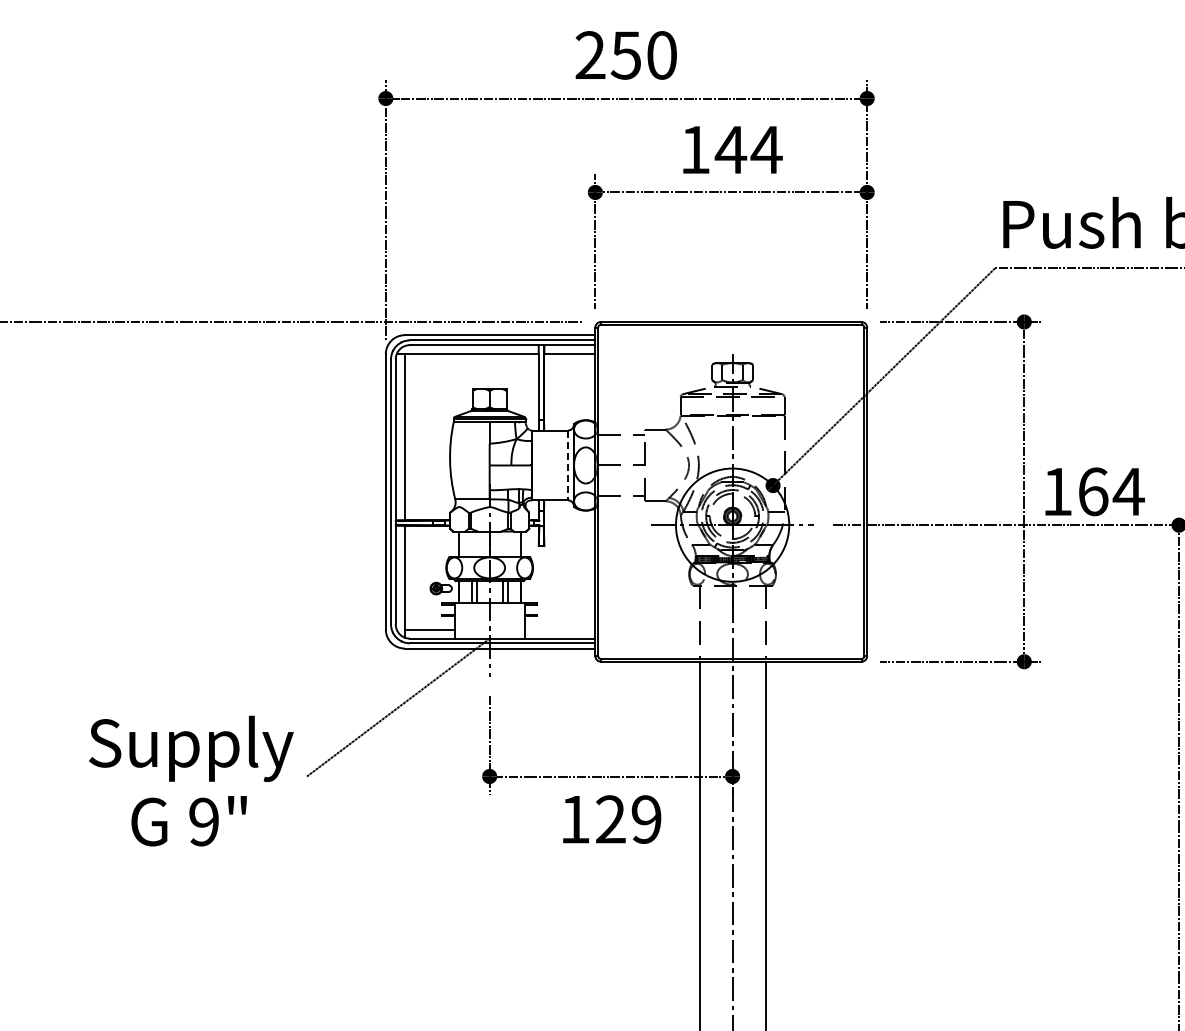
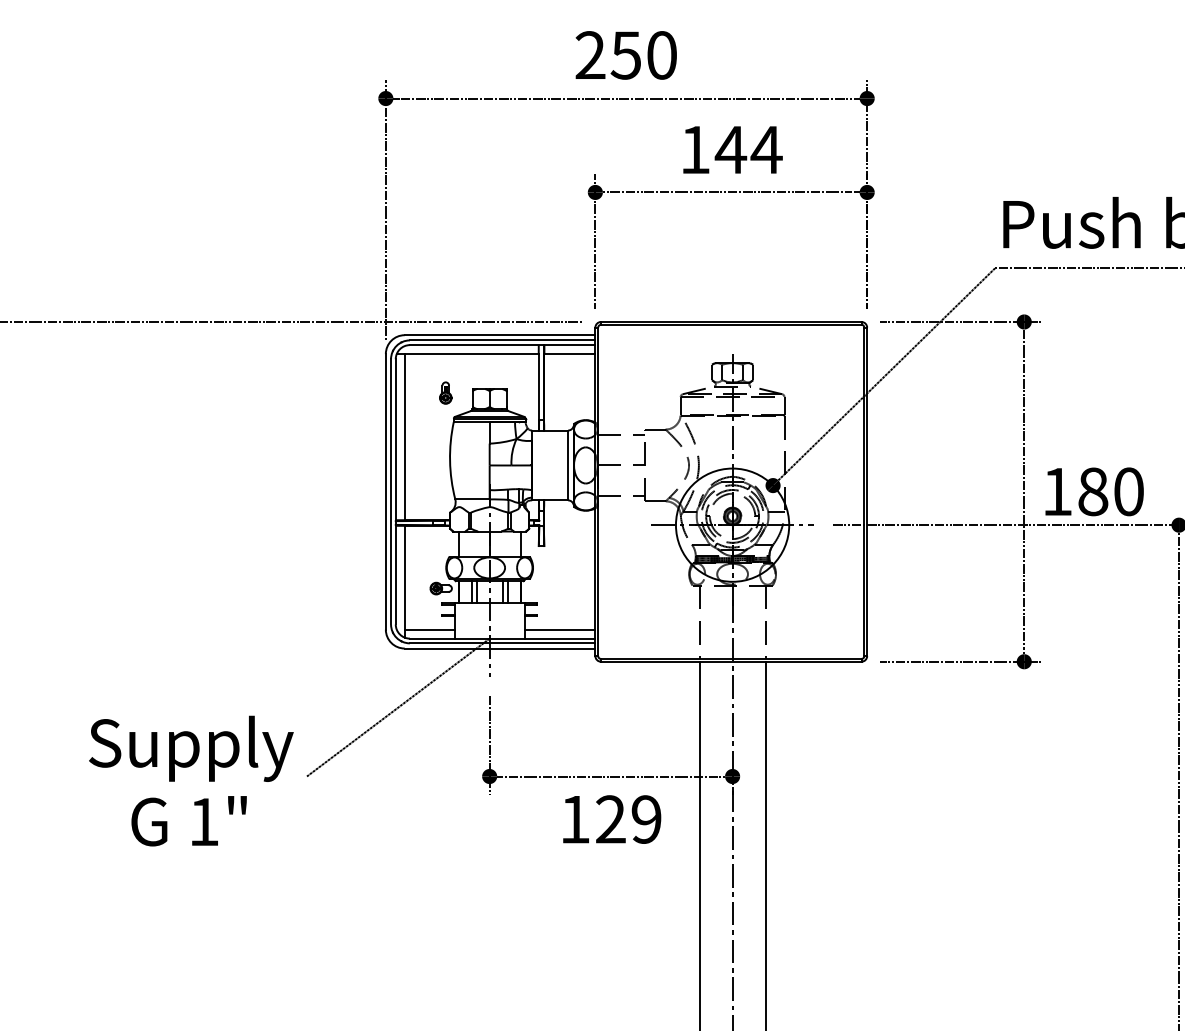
part: none -> present (445, 392)
line: dashed -> solid (568, 465)
text: 164 -> 180 (1111, 491)
line: none -> present (559, 629)
text: 9" -> 1" (203, 821)
